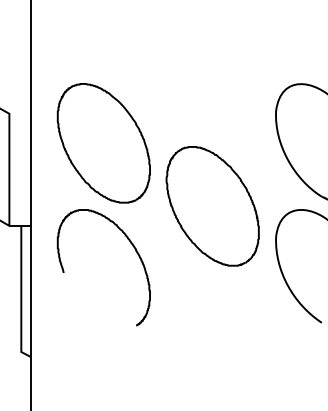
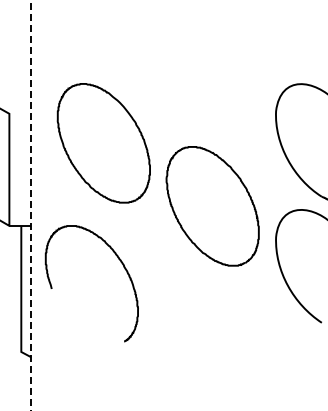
line: solid -> dashed (31, 205)
curve position: (135, 251) -> (123, 267) (123, 267)
